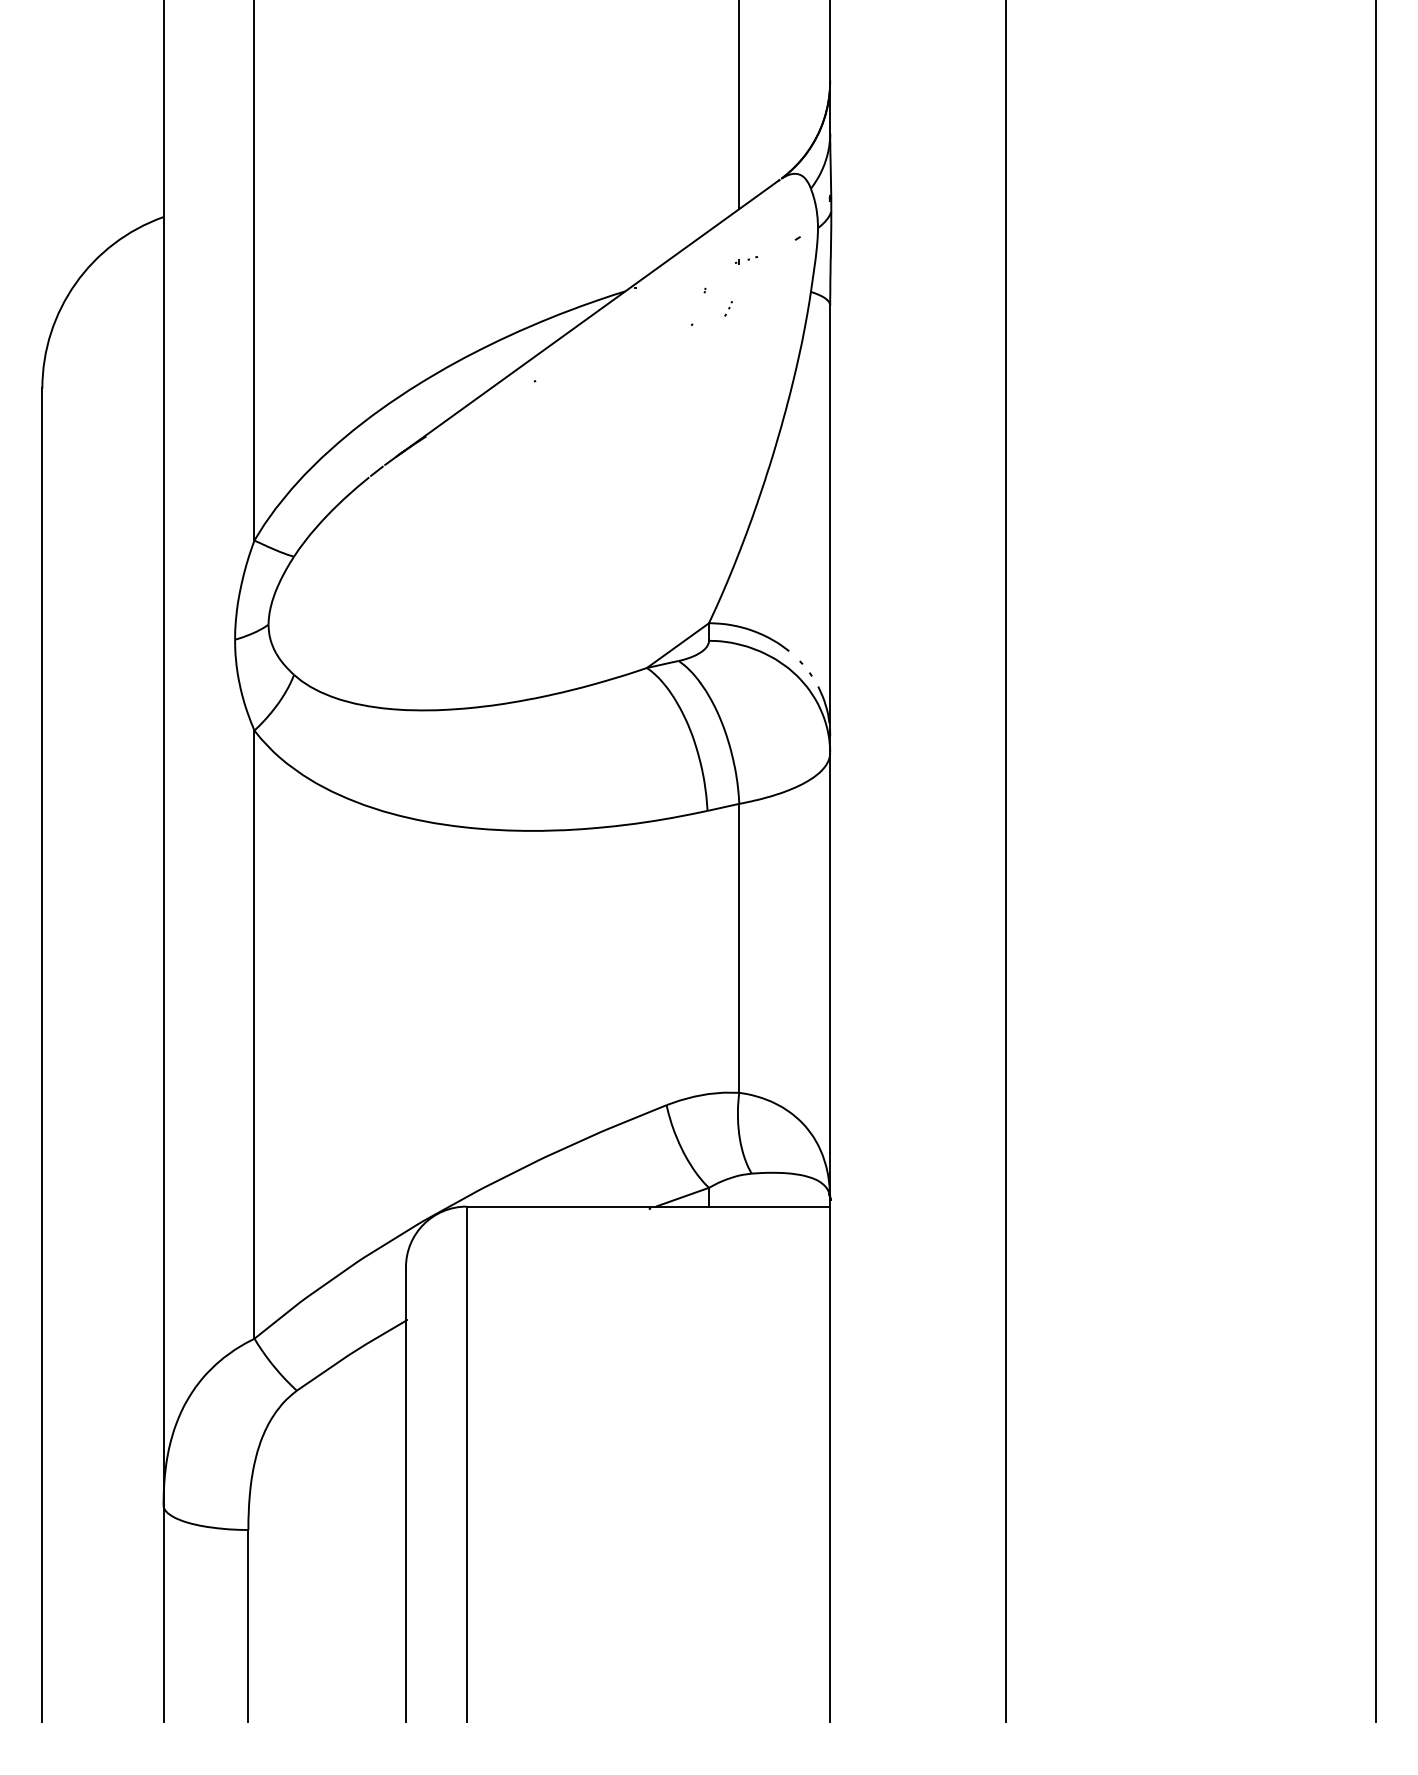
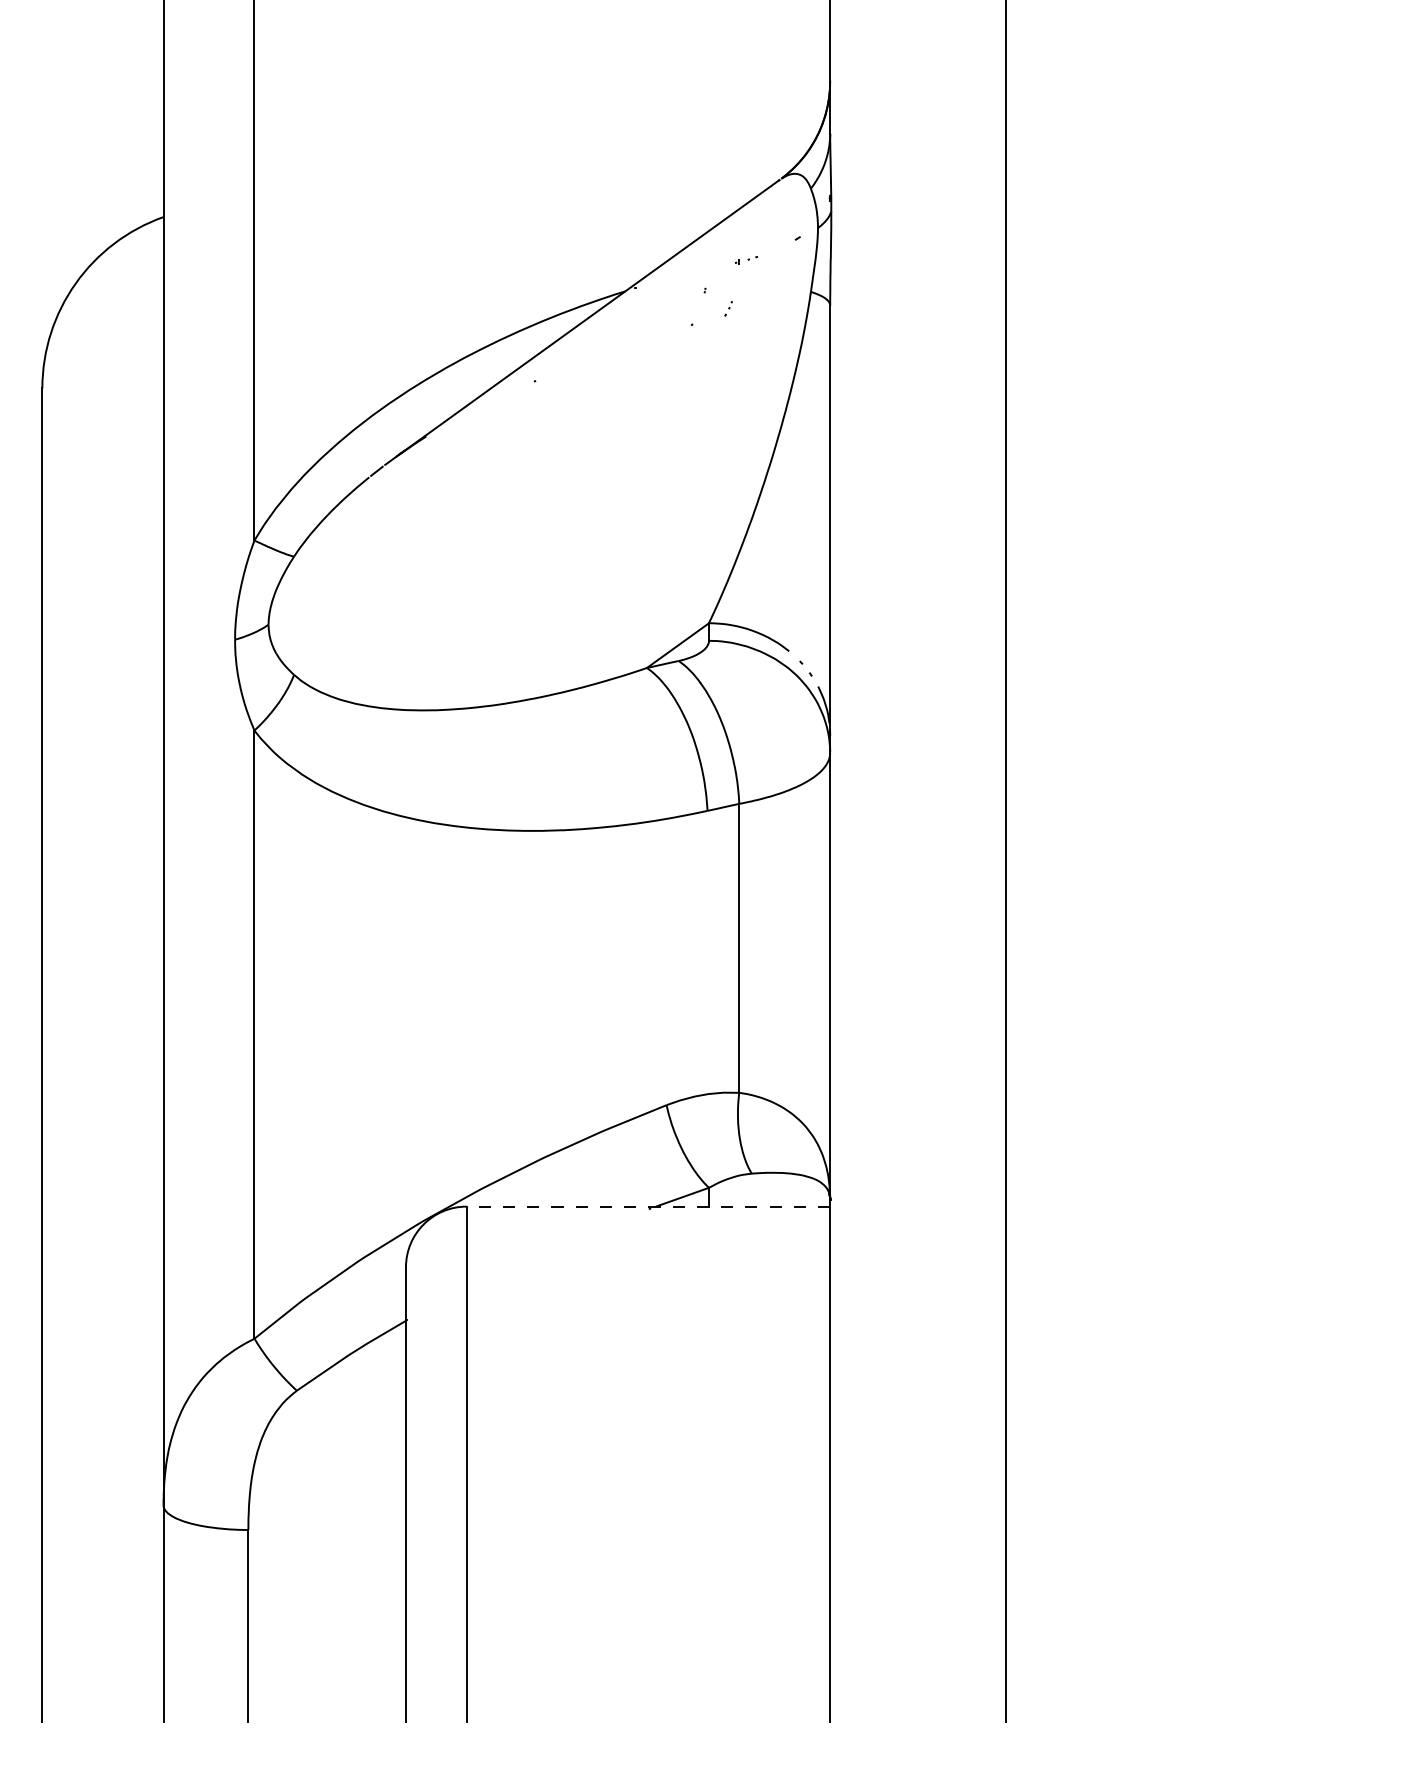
line: present -> none (739, 105)
line: present -> none (1375, 861)
line: solid -> dashed (648, 1206)
